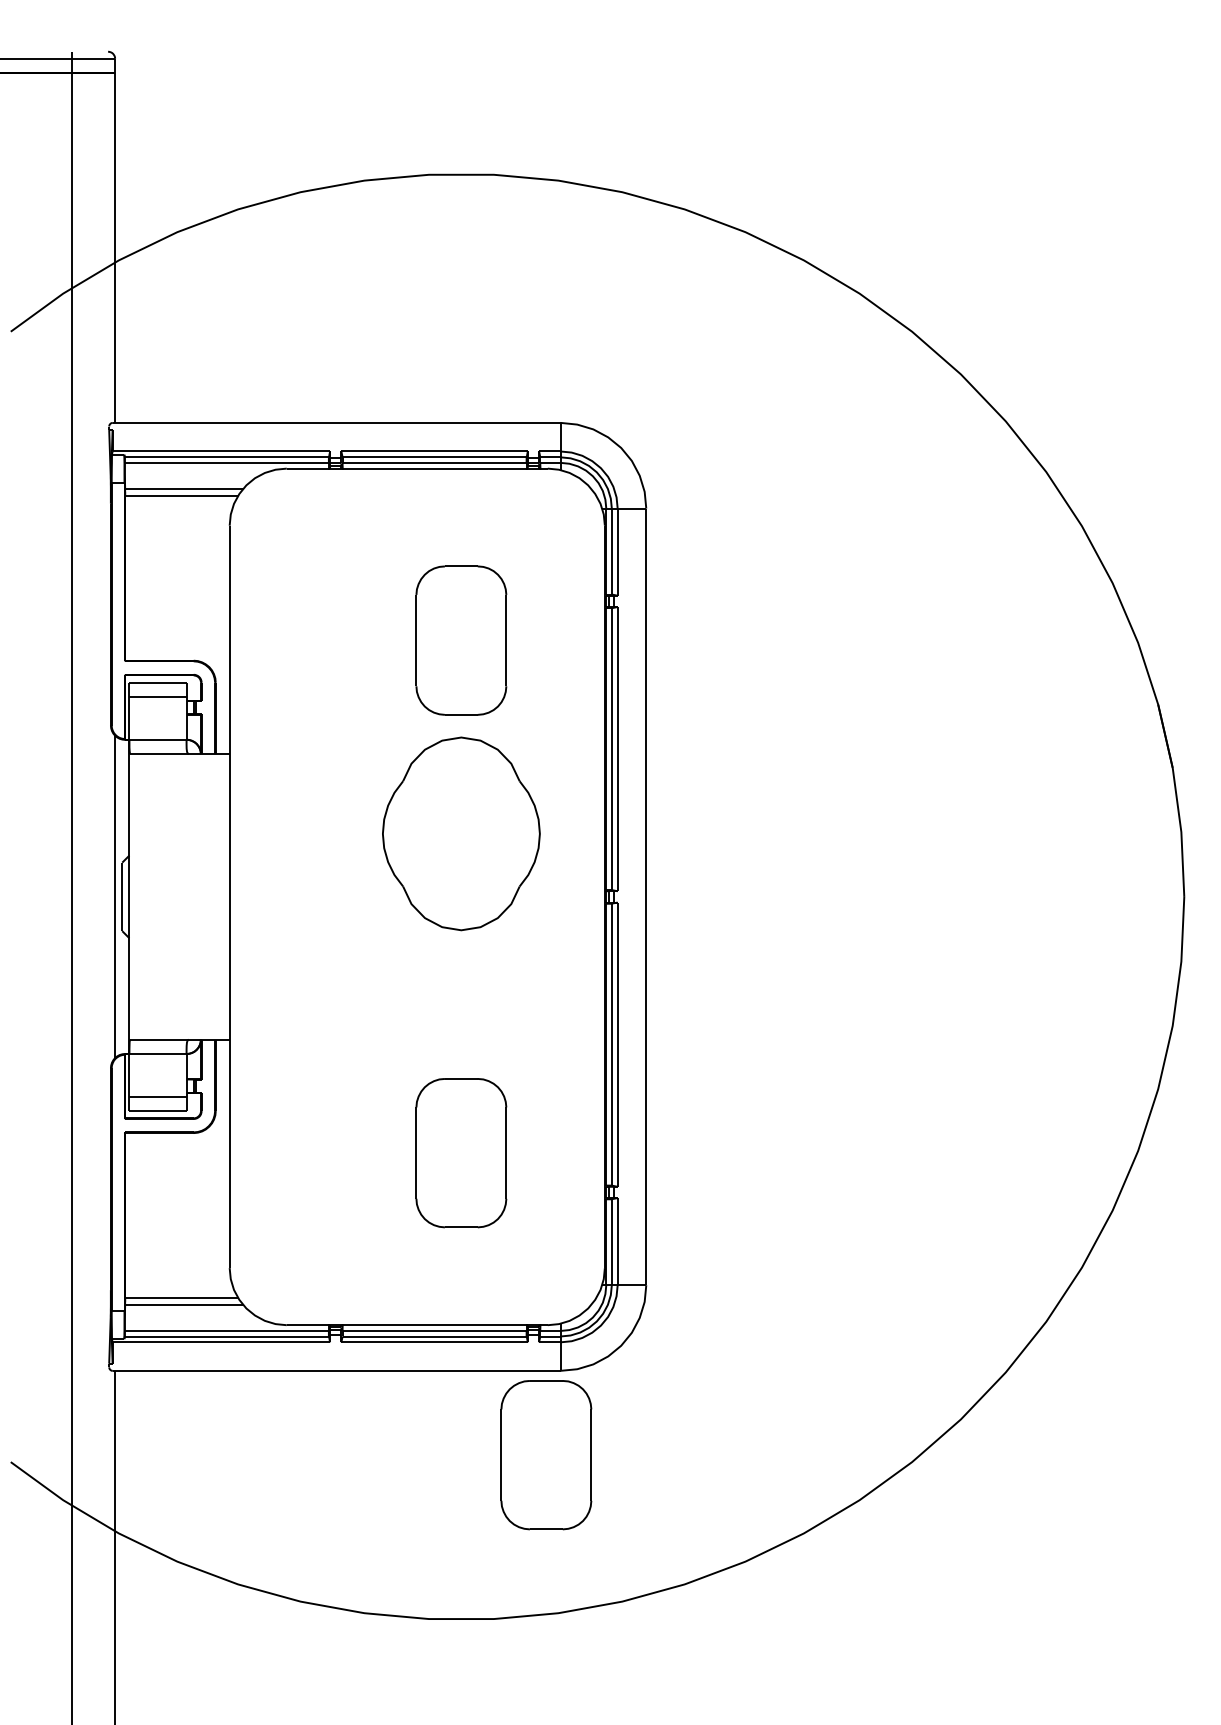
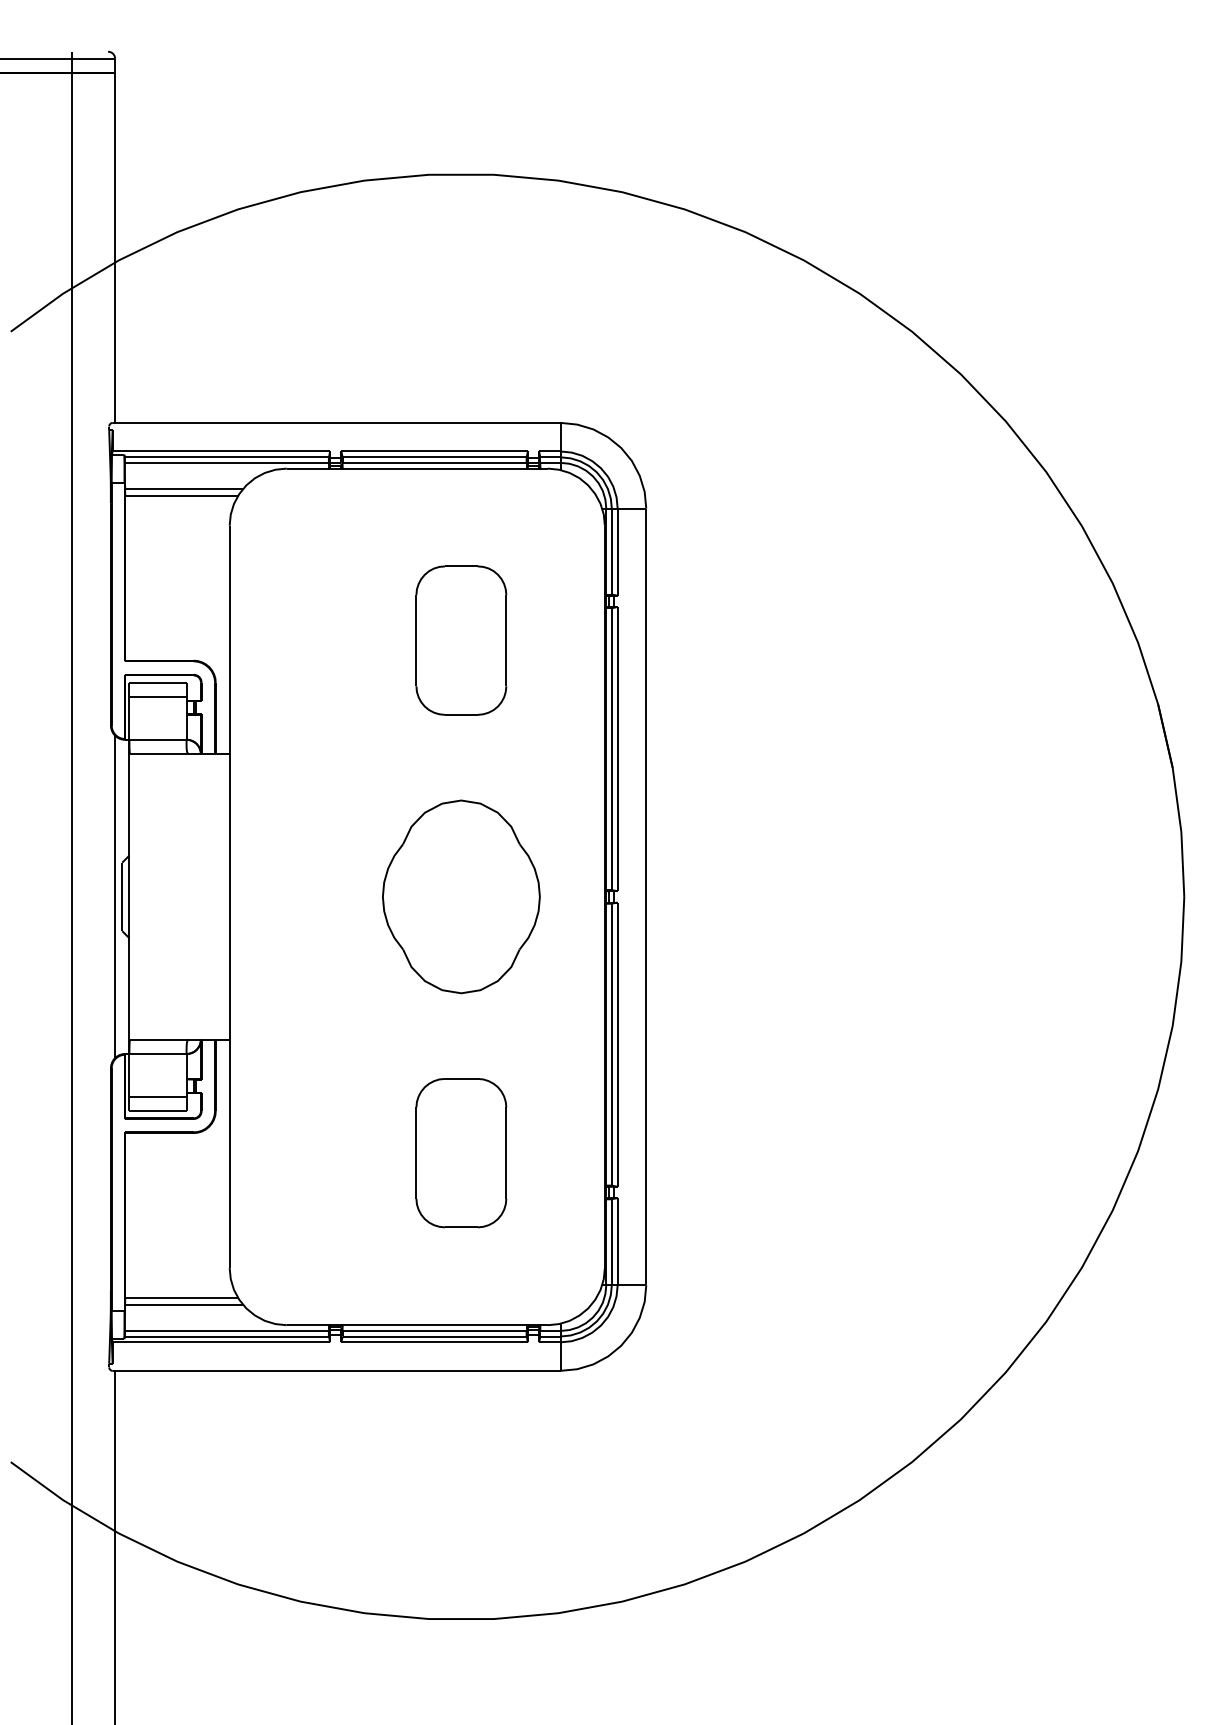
part position: (461, 833) -> (461, 896) (461, 896)
part: present -> none (546, 1455)
